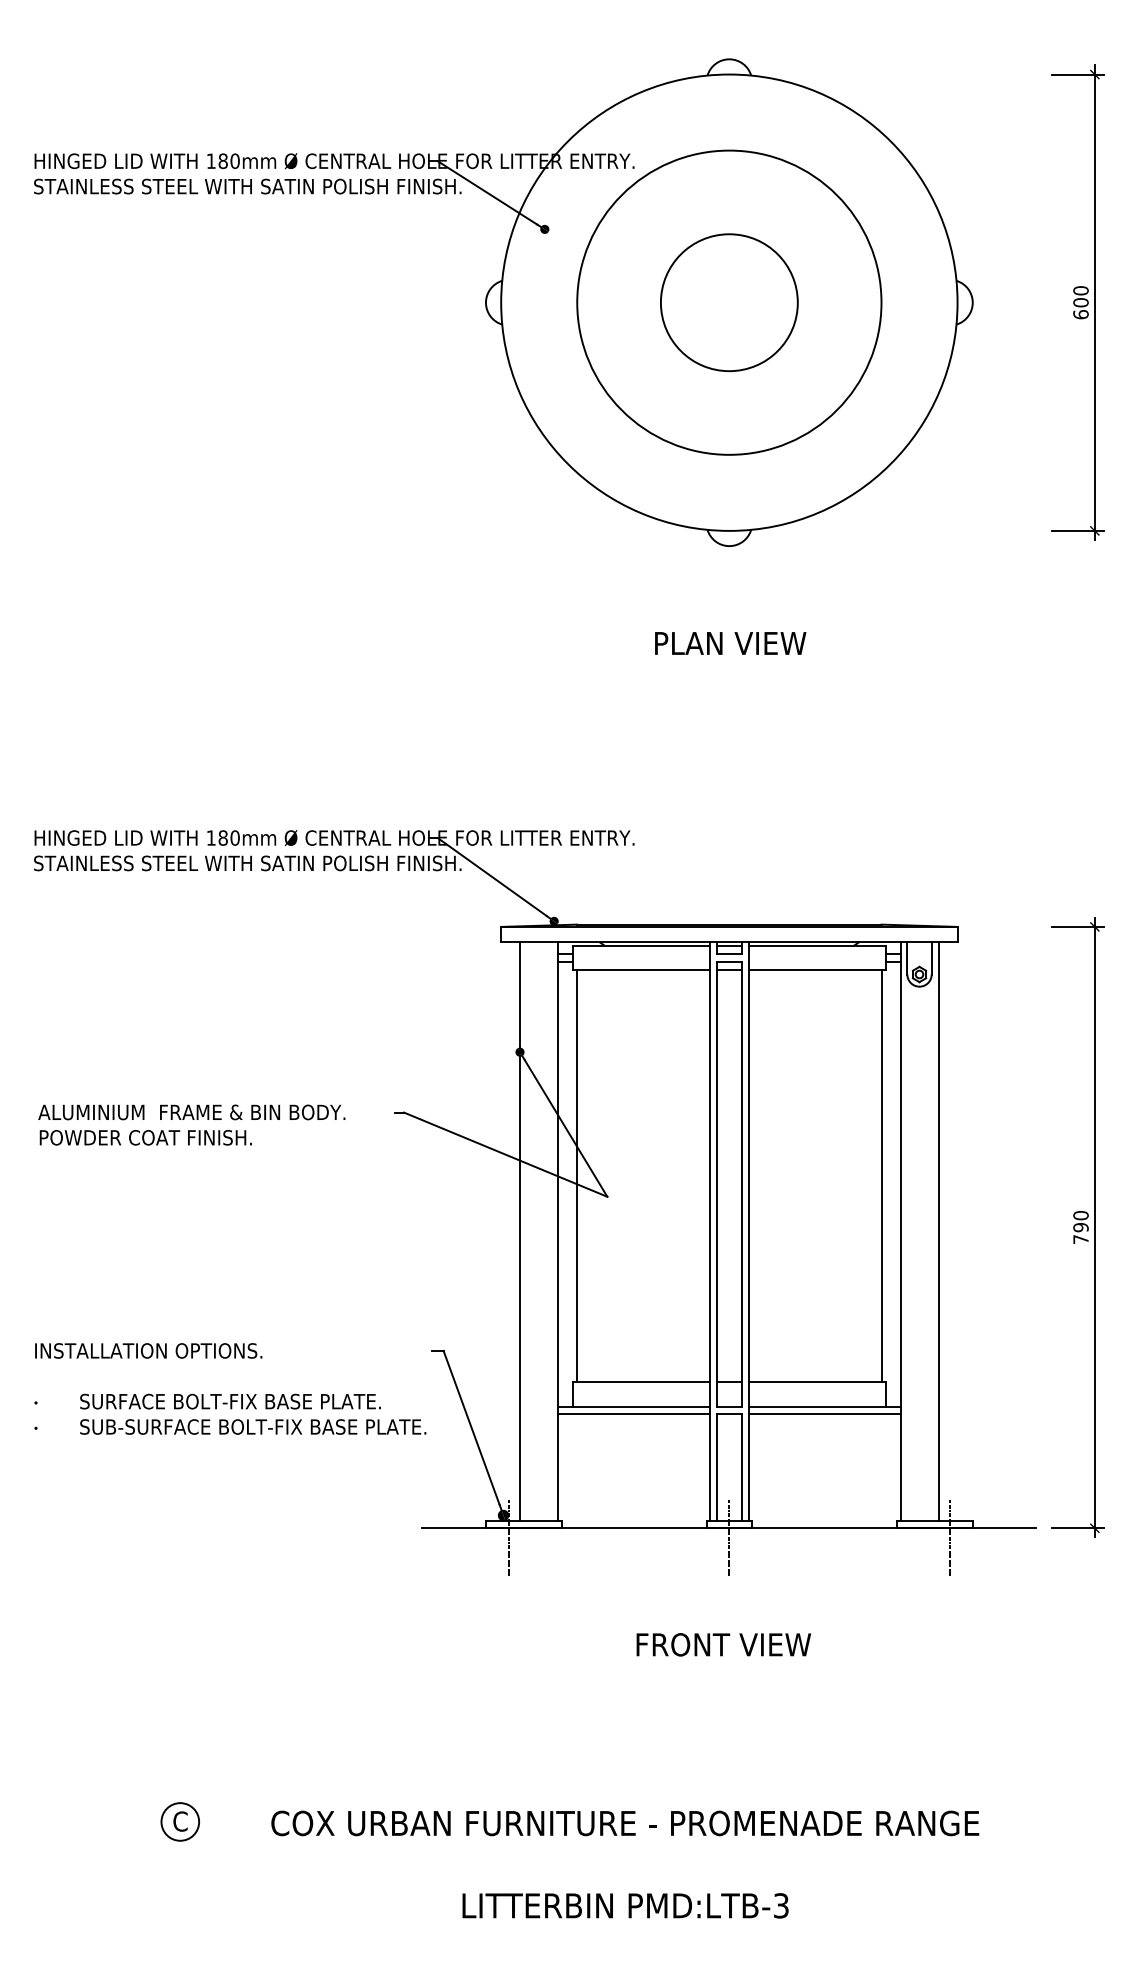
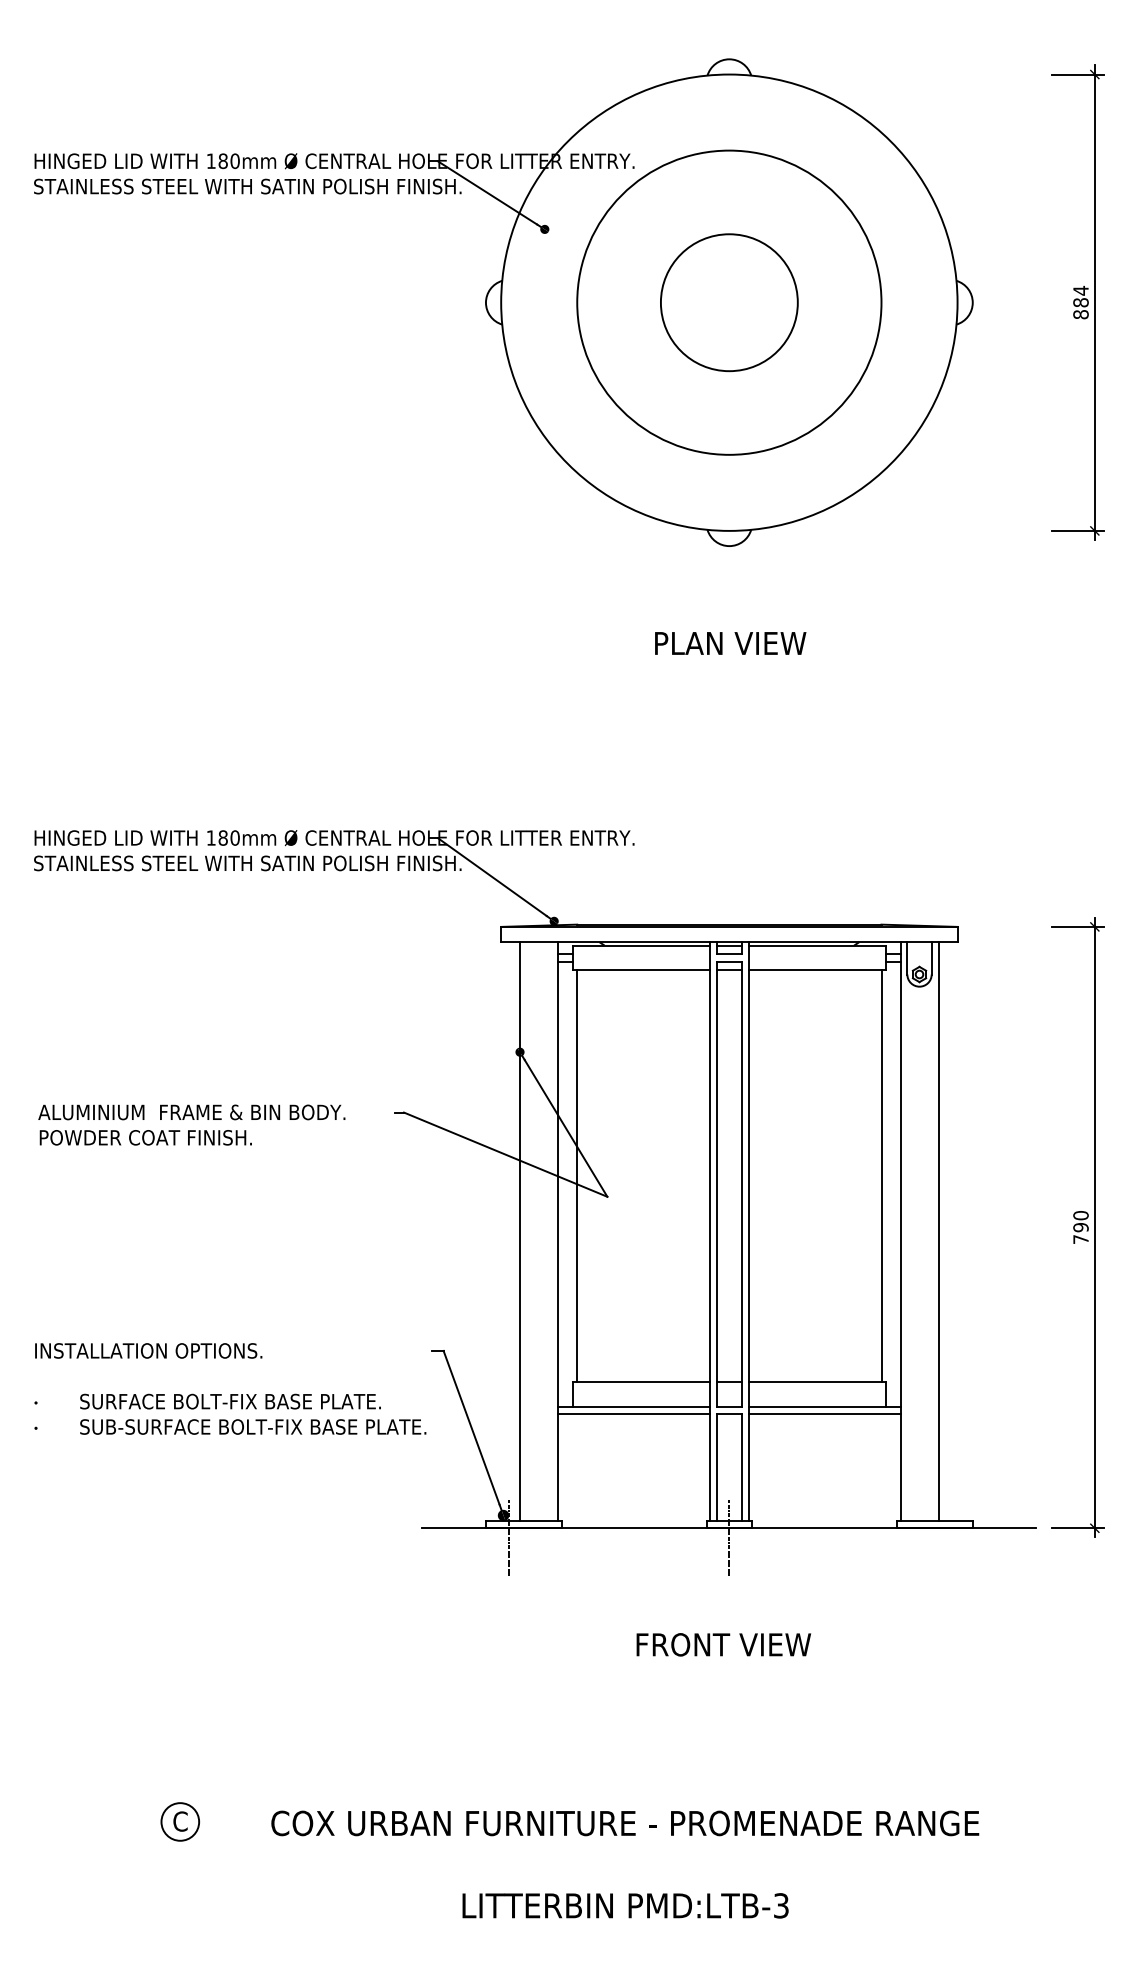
text: 600 -> 884 (1080, 302)
line: present -> none (949, 1538)
